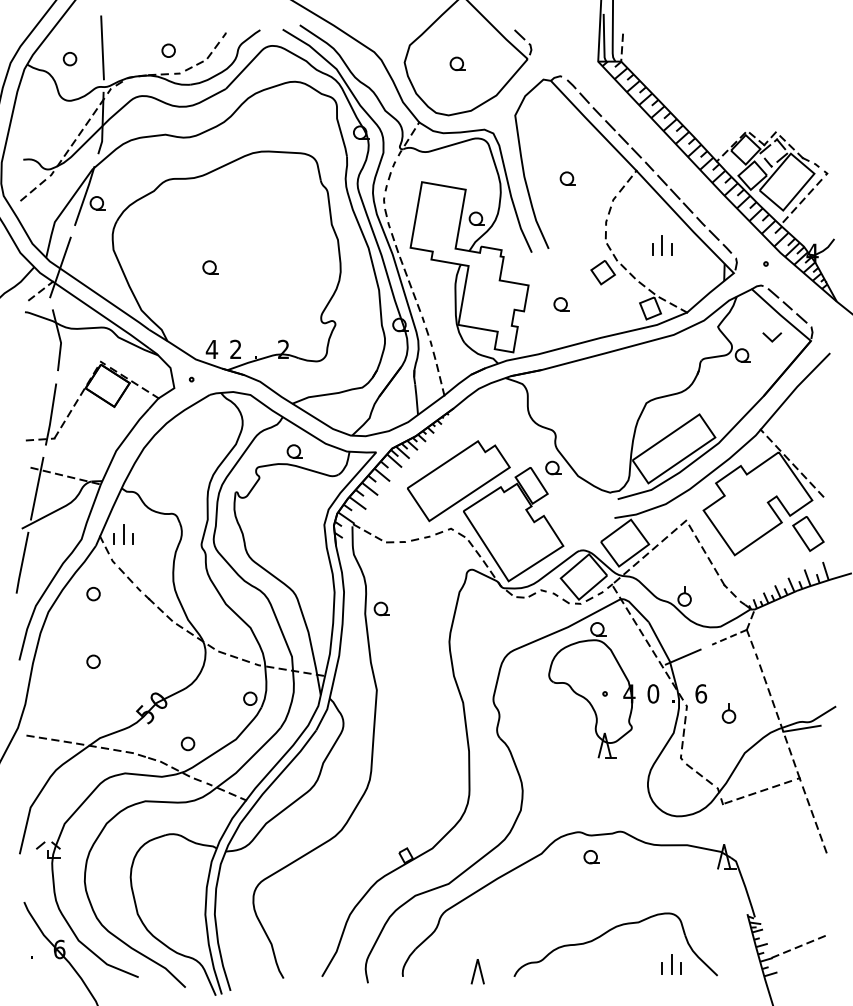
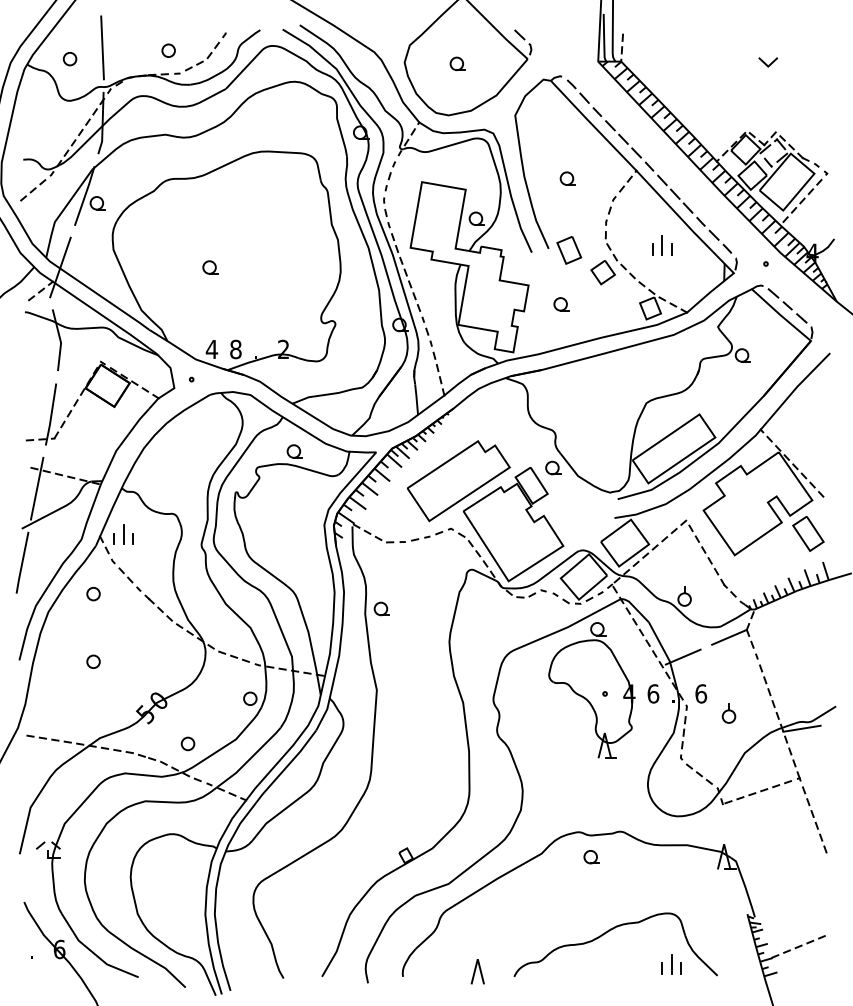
part: none -> present (569, 250)
line position: (770, 338) -> (766, 63) (766, 63)
text: 2 -> 8 (235, 349)
line: dashed -> solid (729, 637)
text: 0 -> 6 (653, 693)
